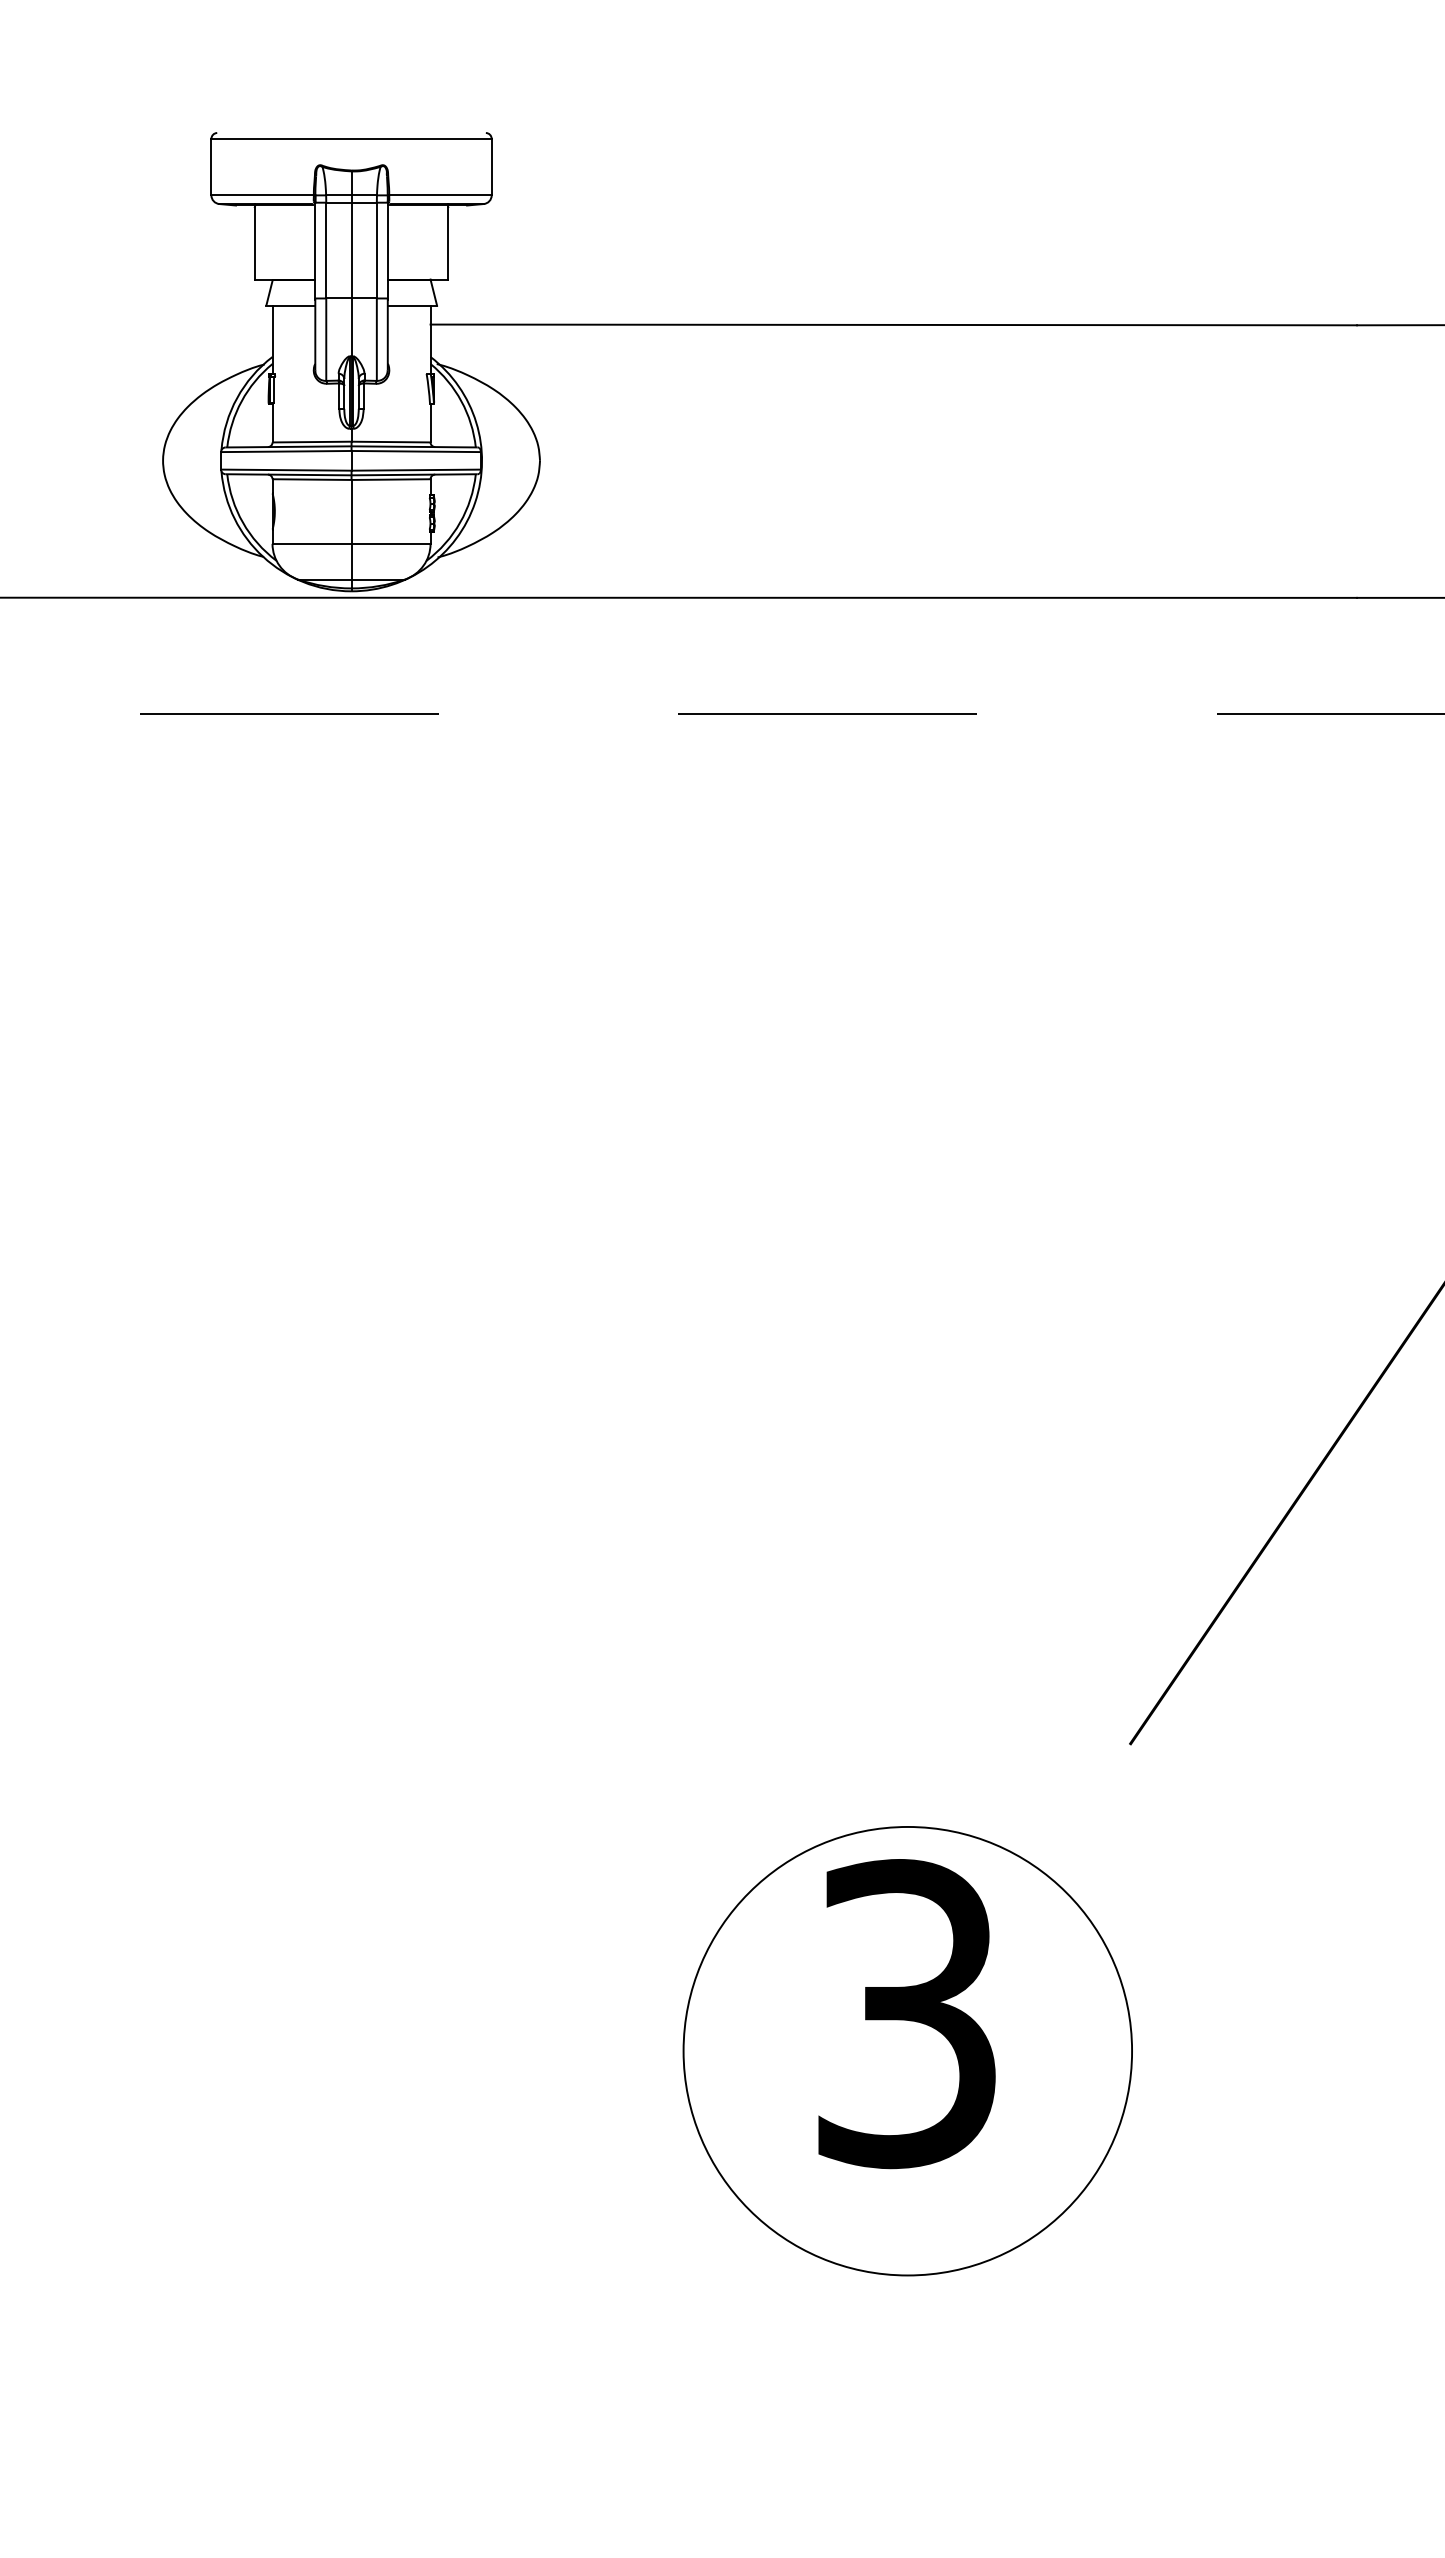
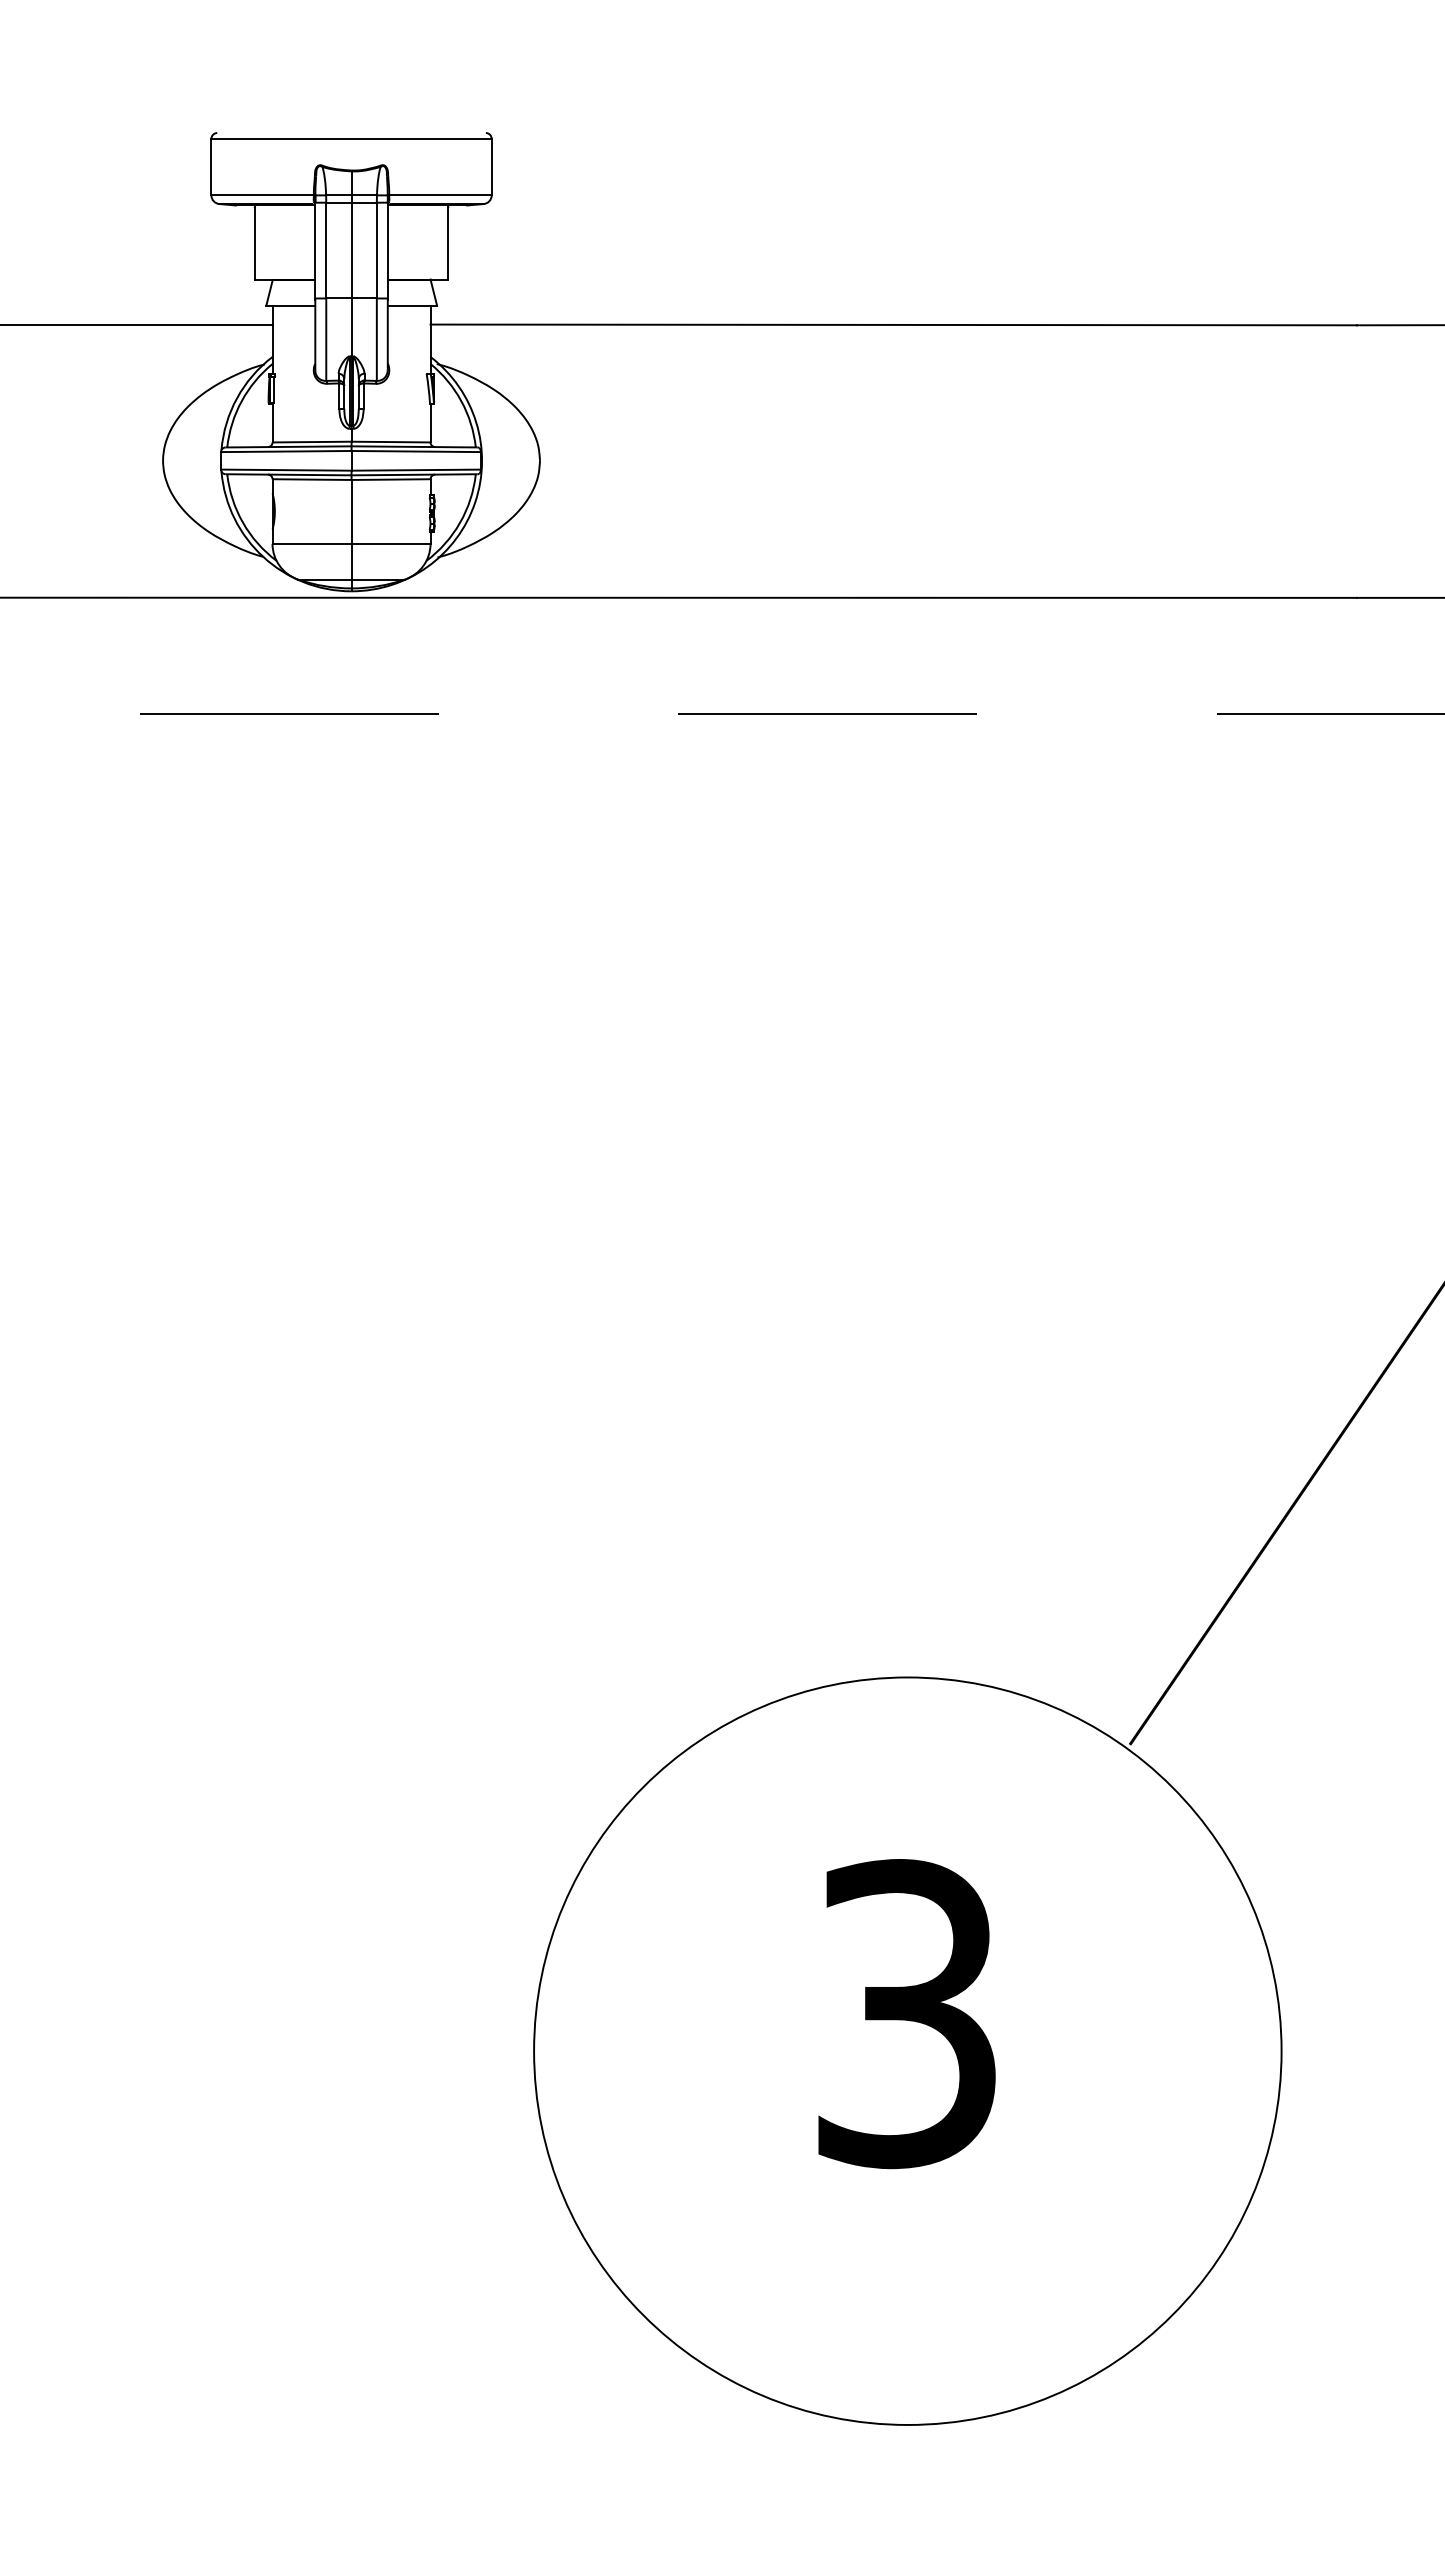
line: none -> present (137, 324)
circle diameter: 448 px -> 747 px (907, 2050)
